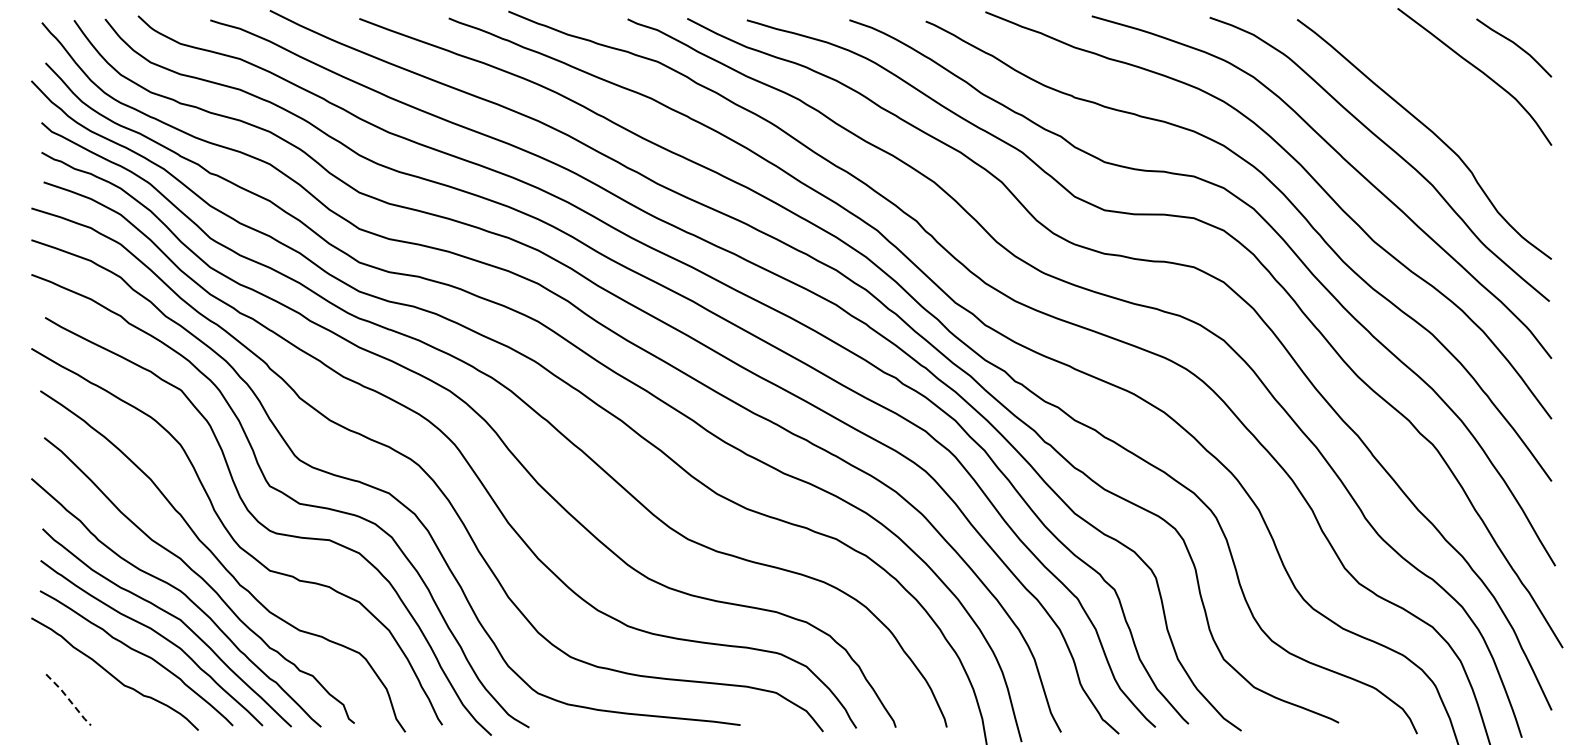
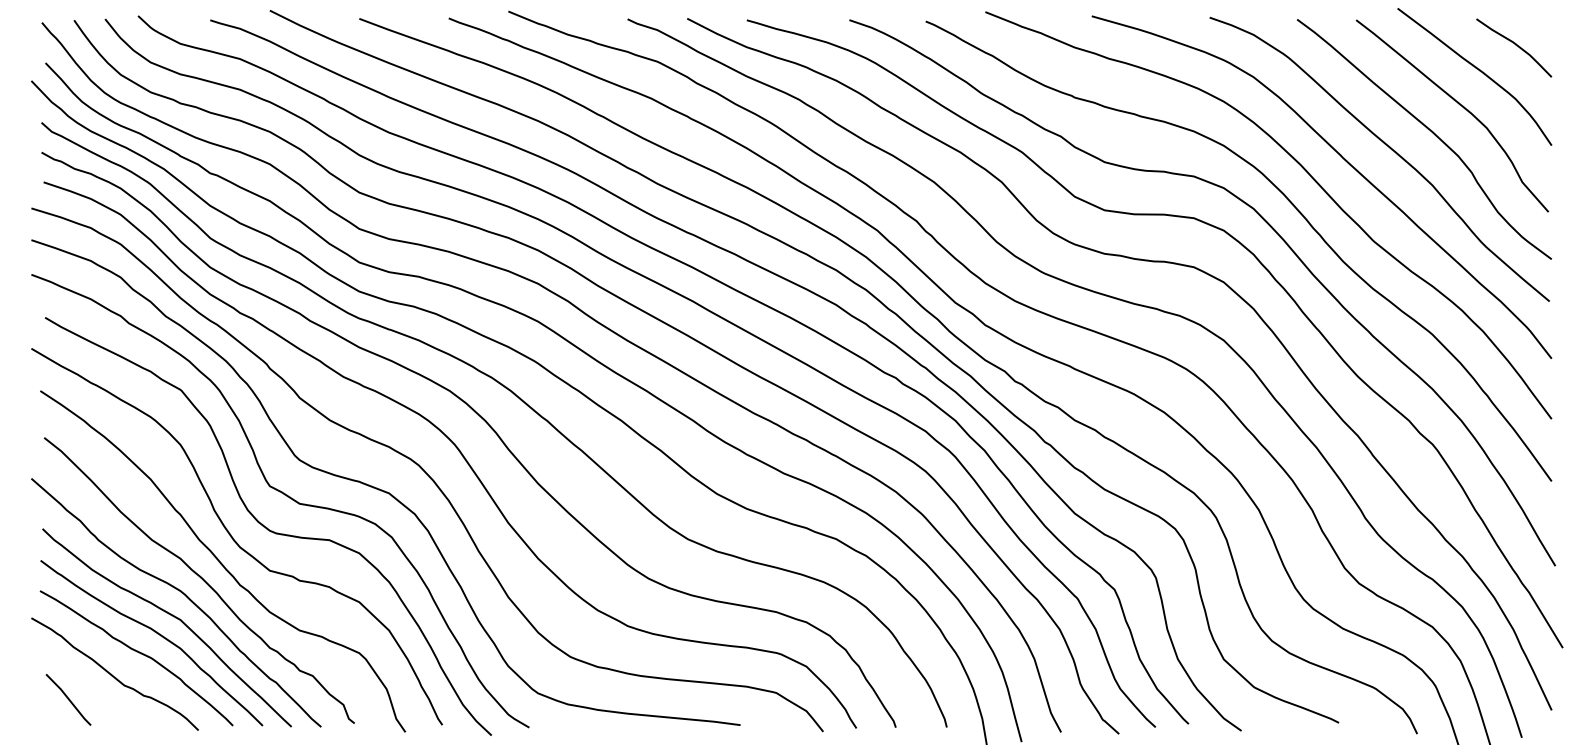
curve: none -> present (1459, 105)
line: dashed -> solid (69, 699)
